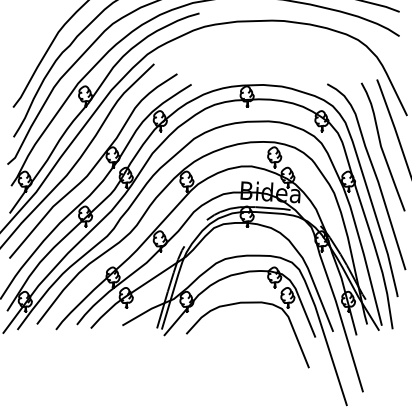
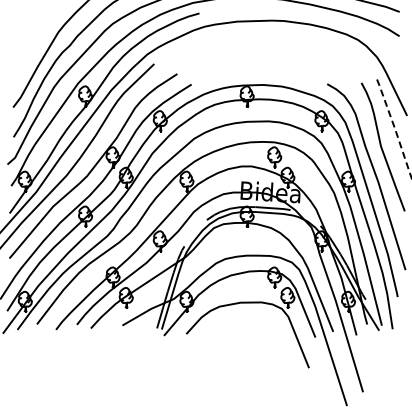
line: solid -> dashed (394, 128)
